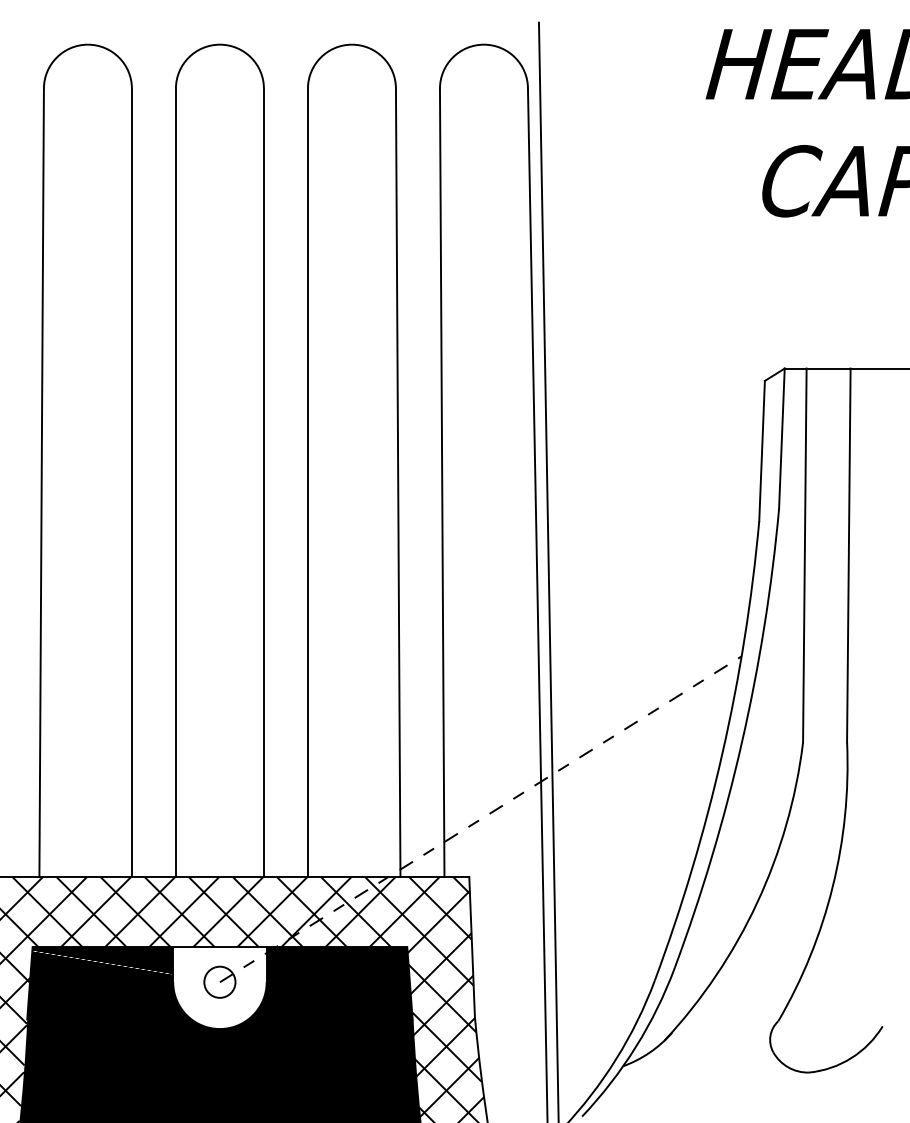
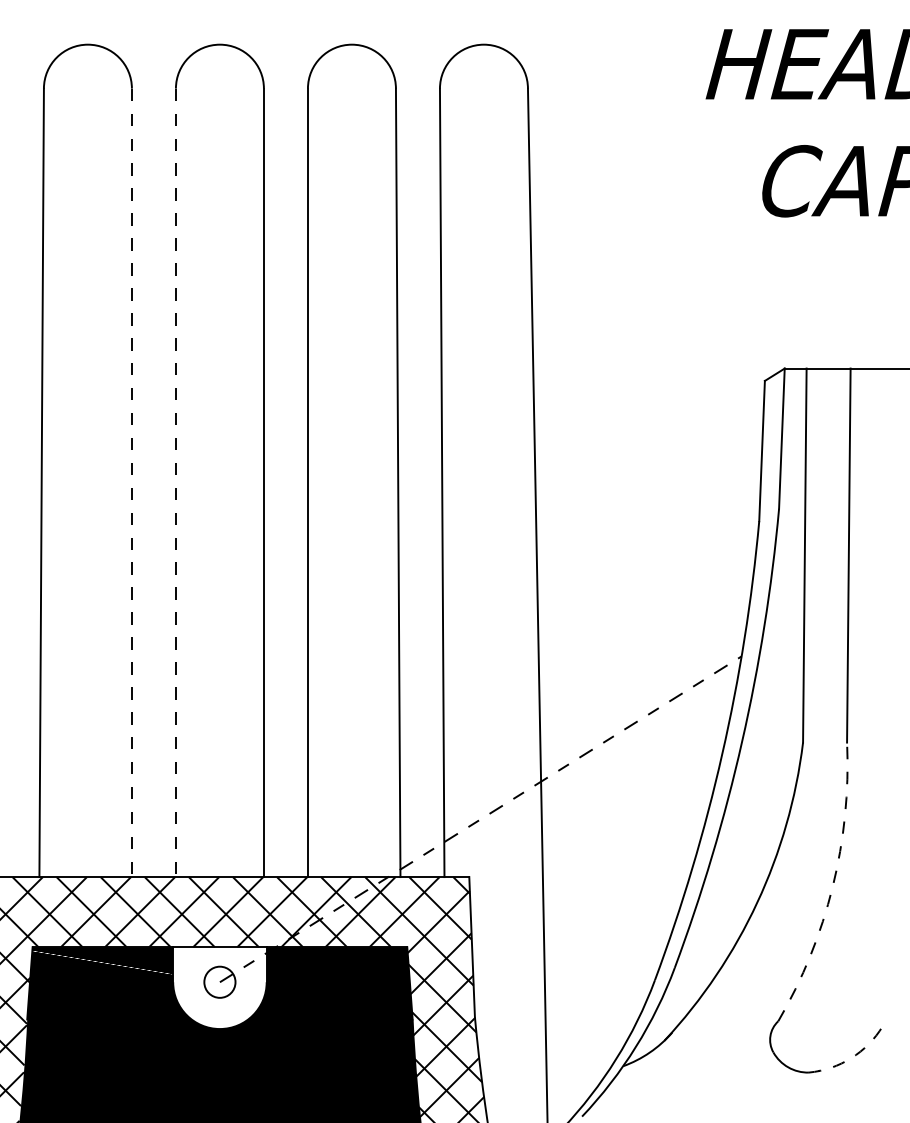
line: solid -> dashed (131, 483)
line: solid -> dashed (175, 483)
line: present -> none (548, 570)
arc: solid -> dashed (832, 886)
arc: solid -> dashed (851, 1058)
